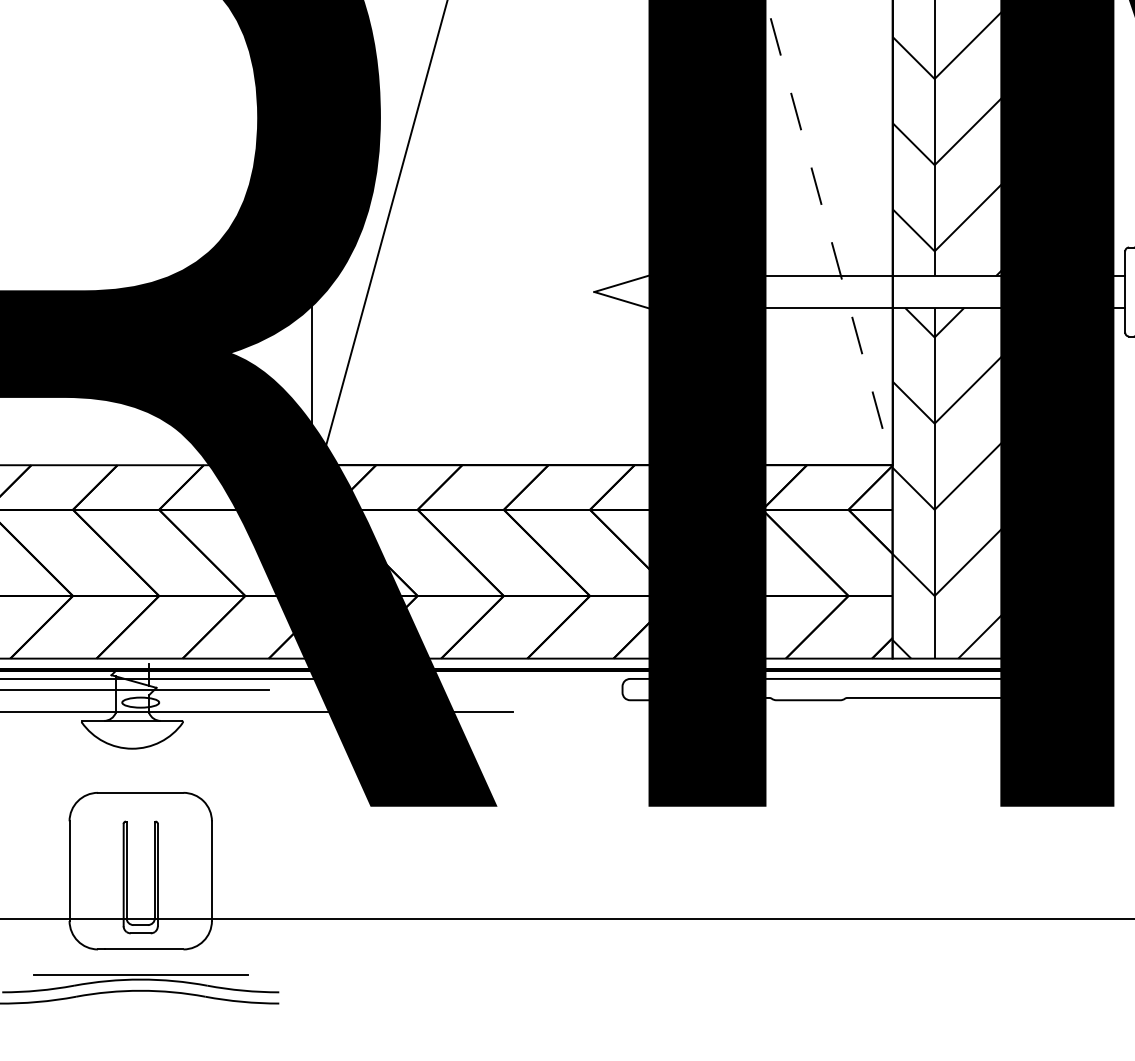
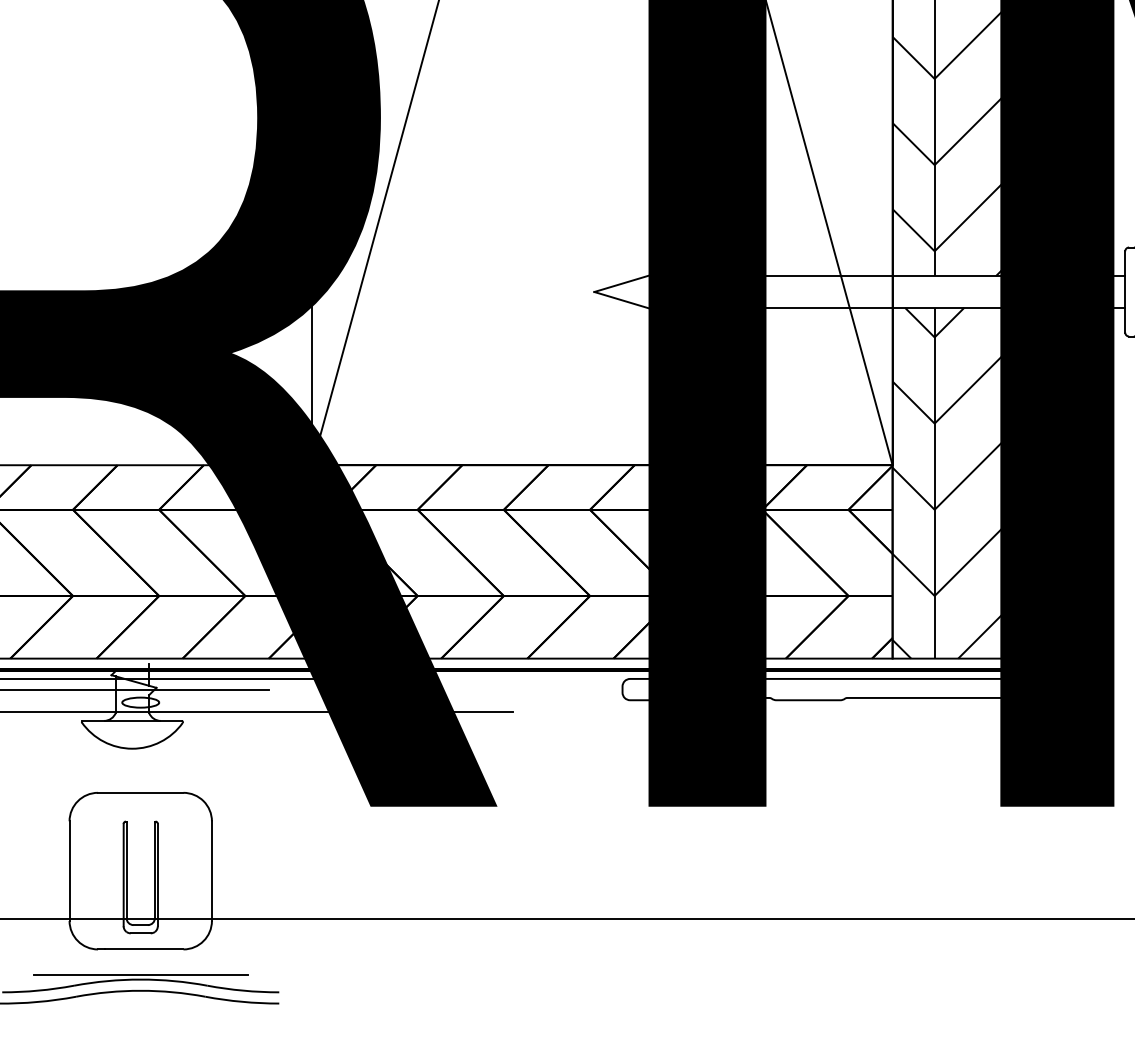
line: dashed -> solid (829, 232)
line position: (383, 234) -> (375, 233) (375, 233)
